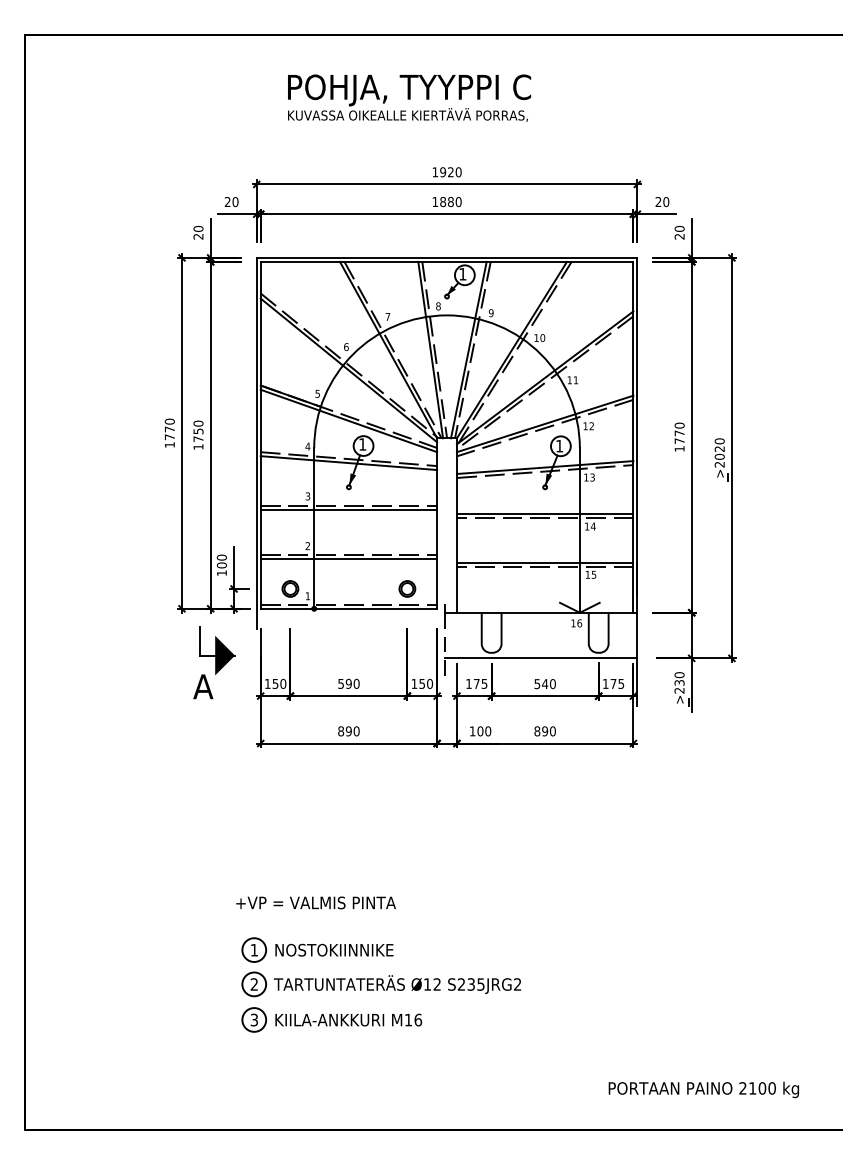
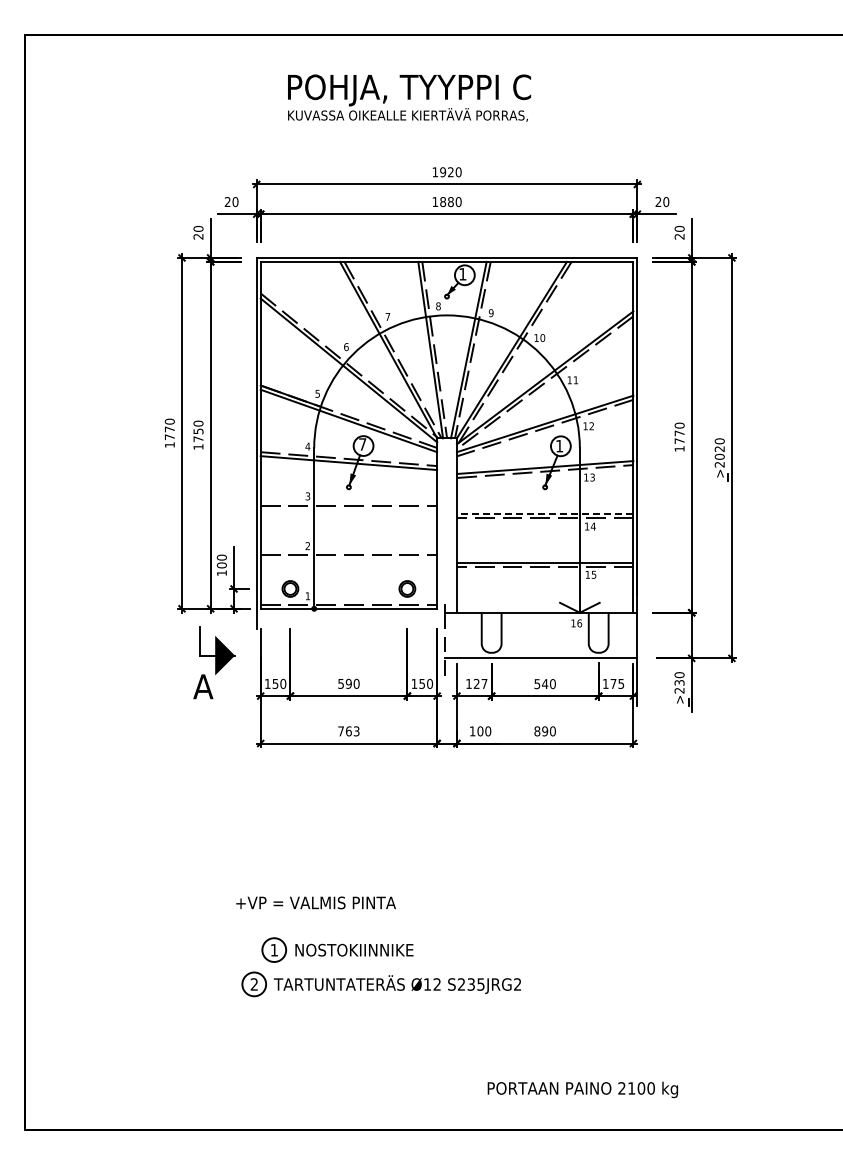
text: 1 -> 7 (362, 444)
line: present -> none (348, 509)
line: solid -> dashed (544, 513)
line: present -> none (348, 559)
text: 175 -> 127 (480, 683)
text: 890 -> 763 (348, 731)
part position: (317, 949) -> (337, 949) (337, 949)
part: present -> none (331, 1019)
text position: (703, 1089) -> (582, 1089) (582, 1089)
